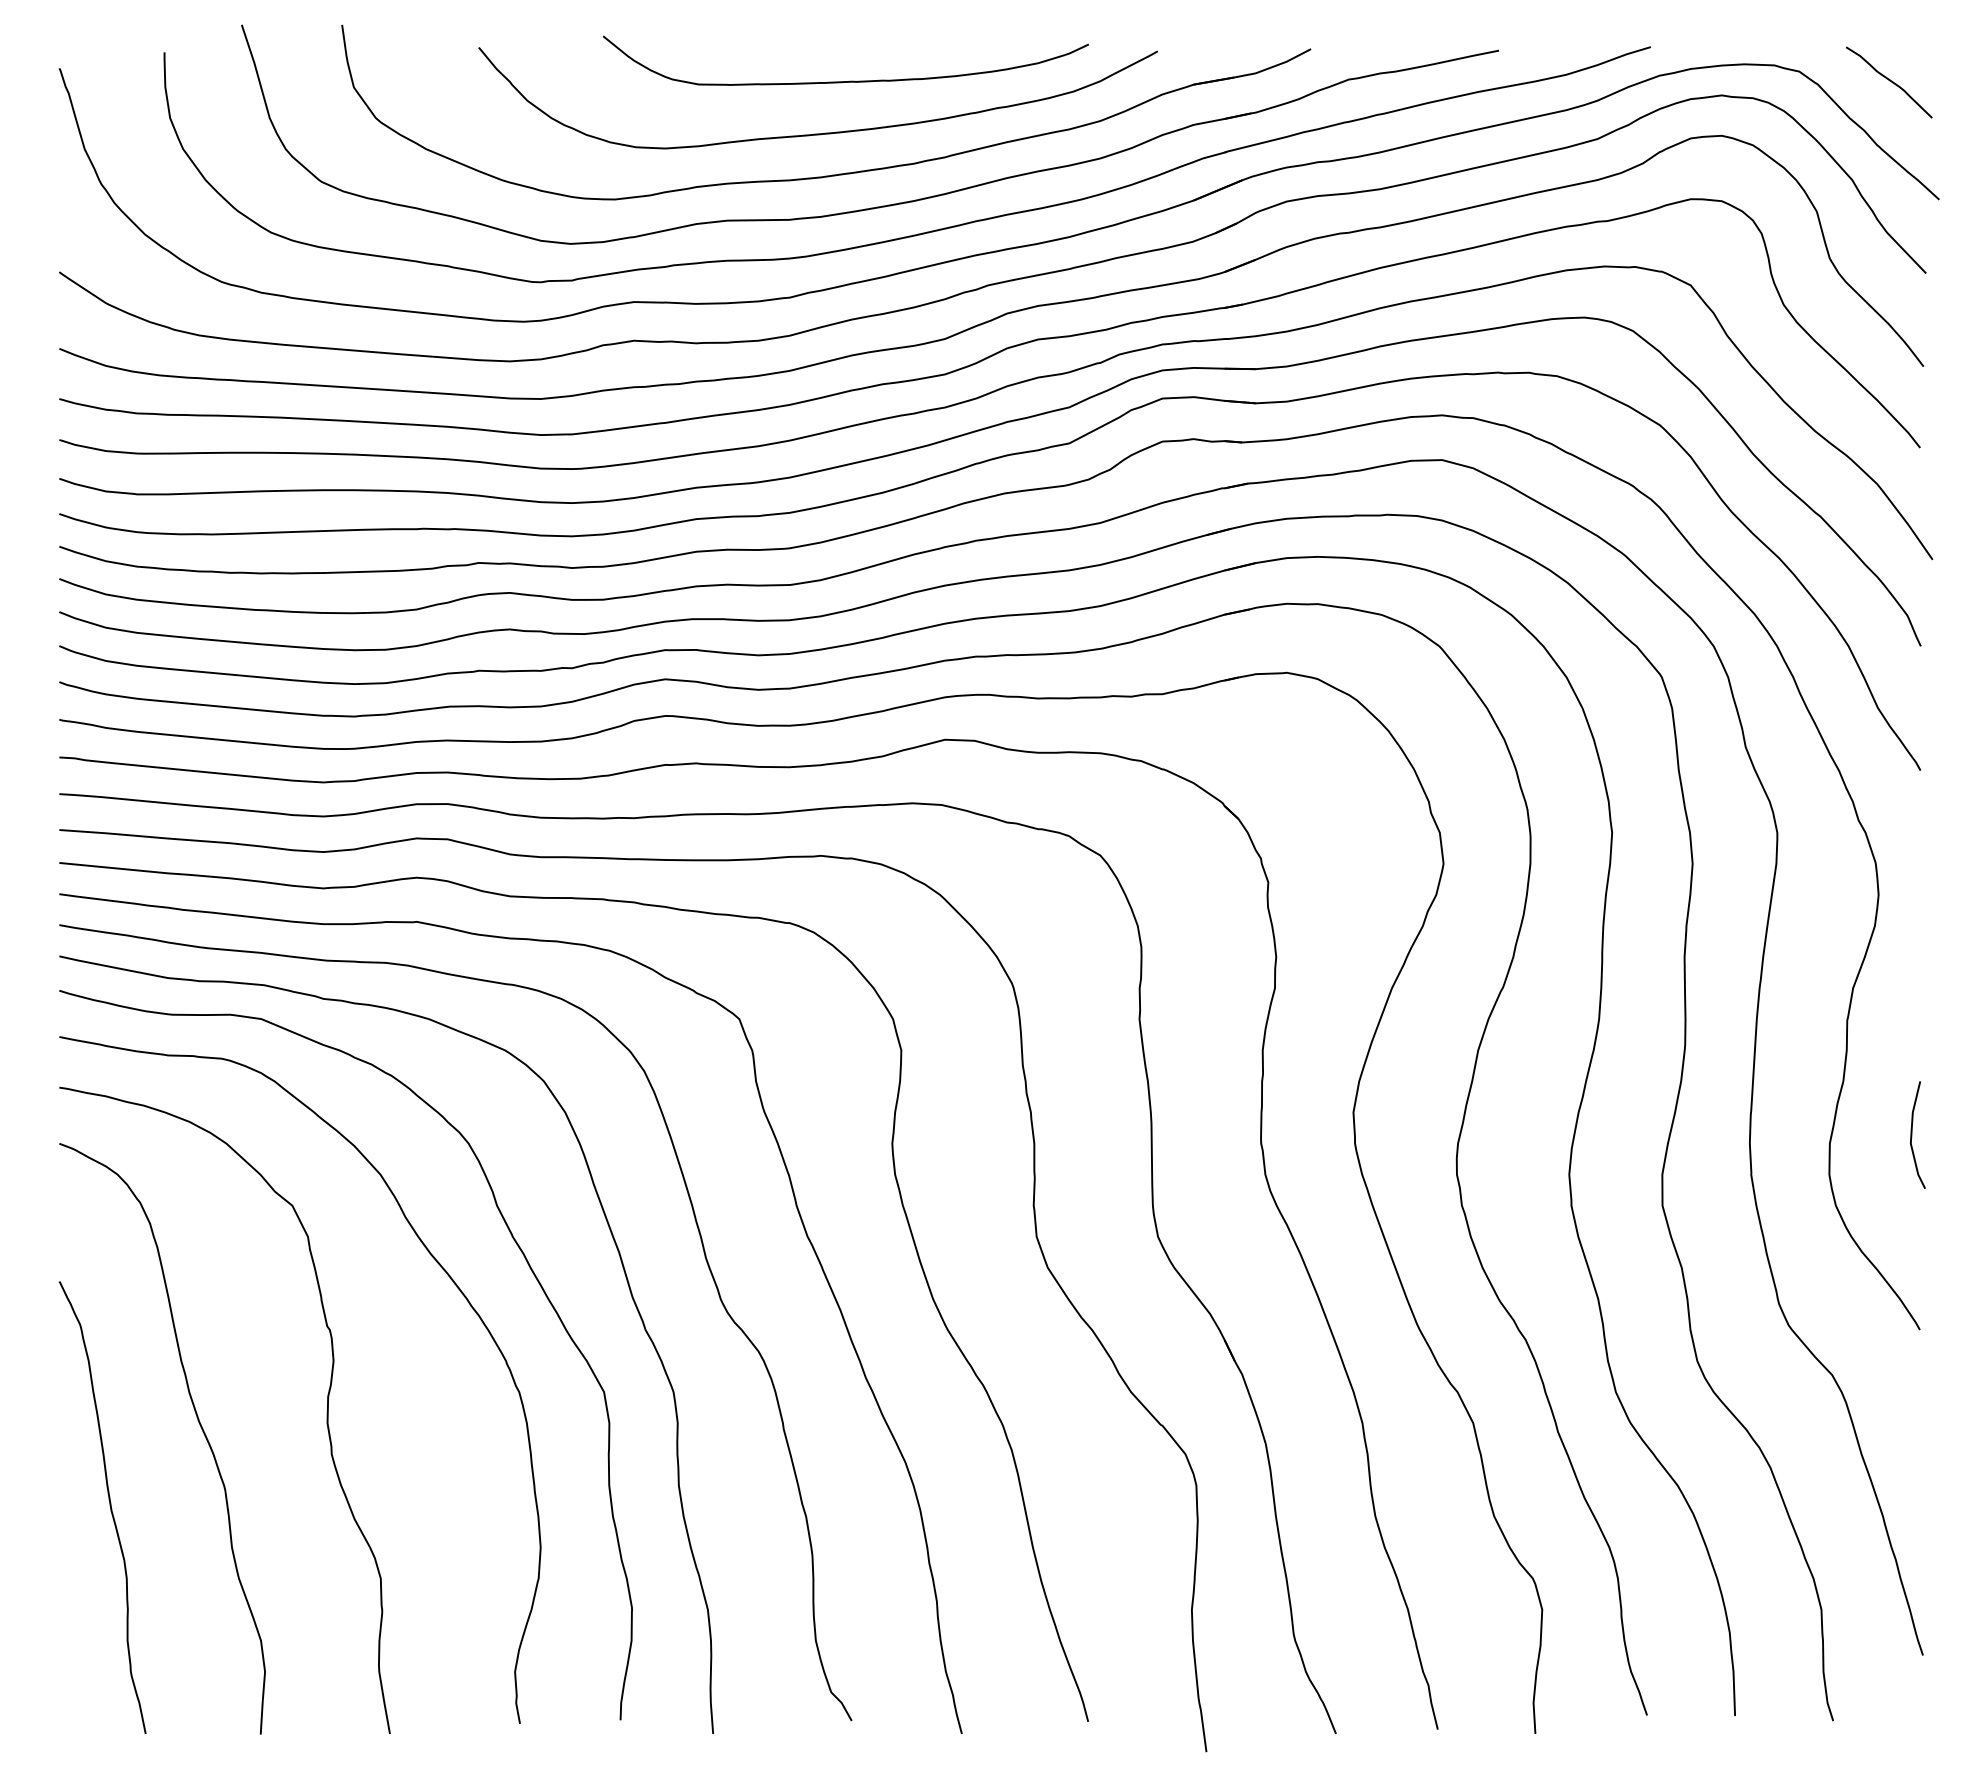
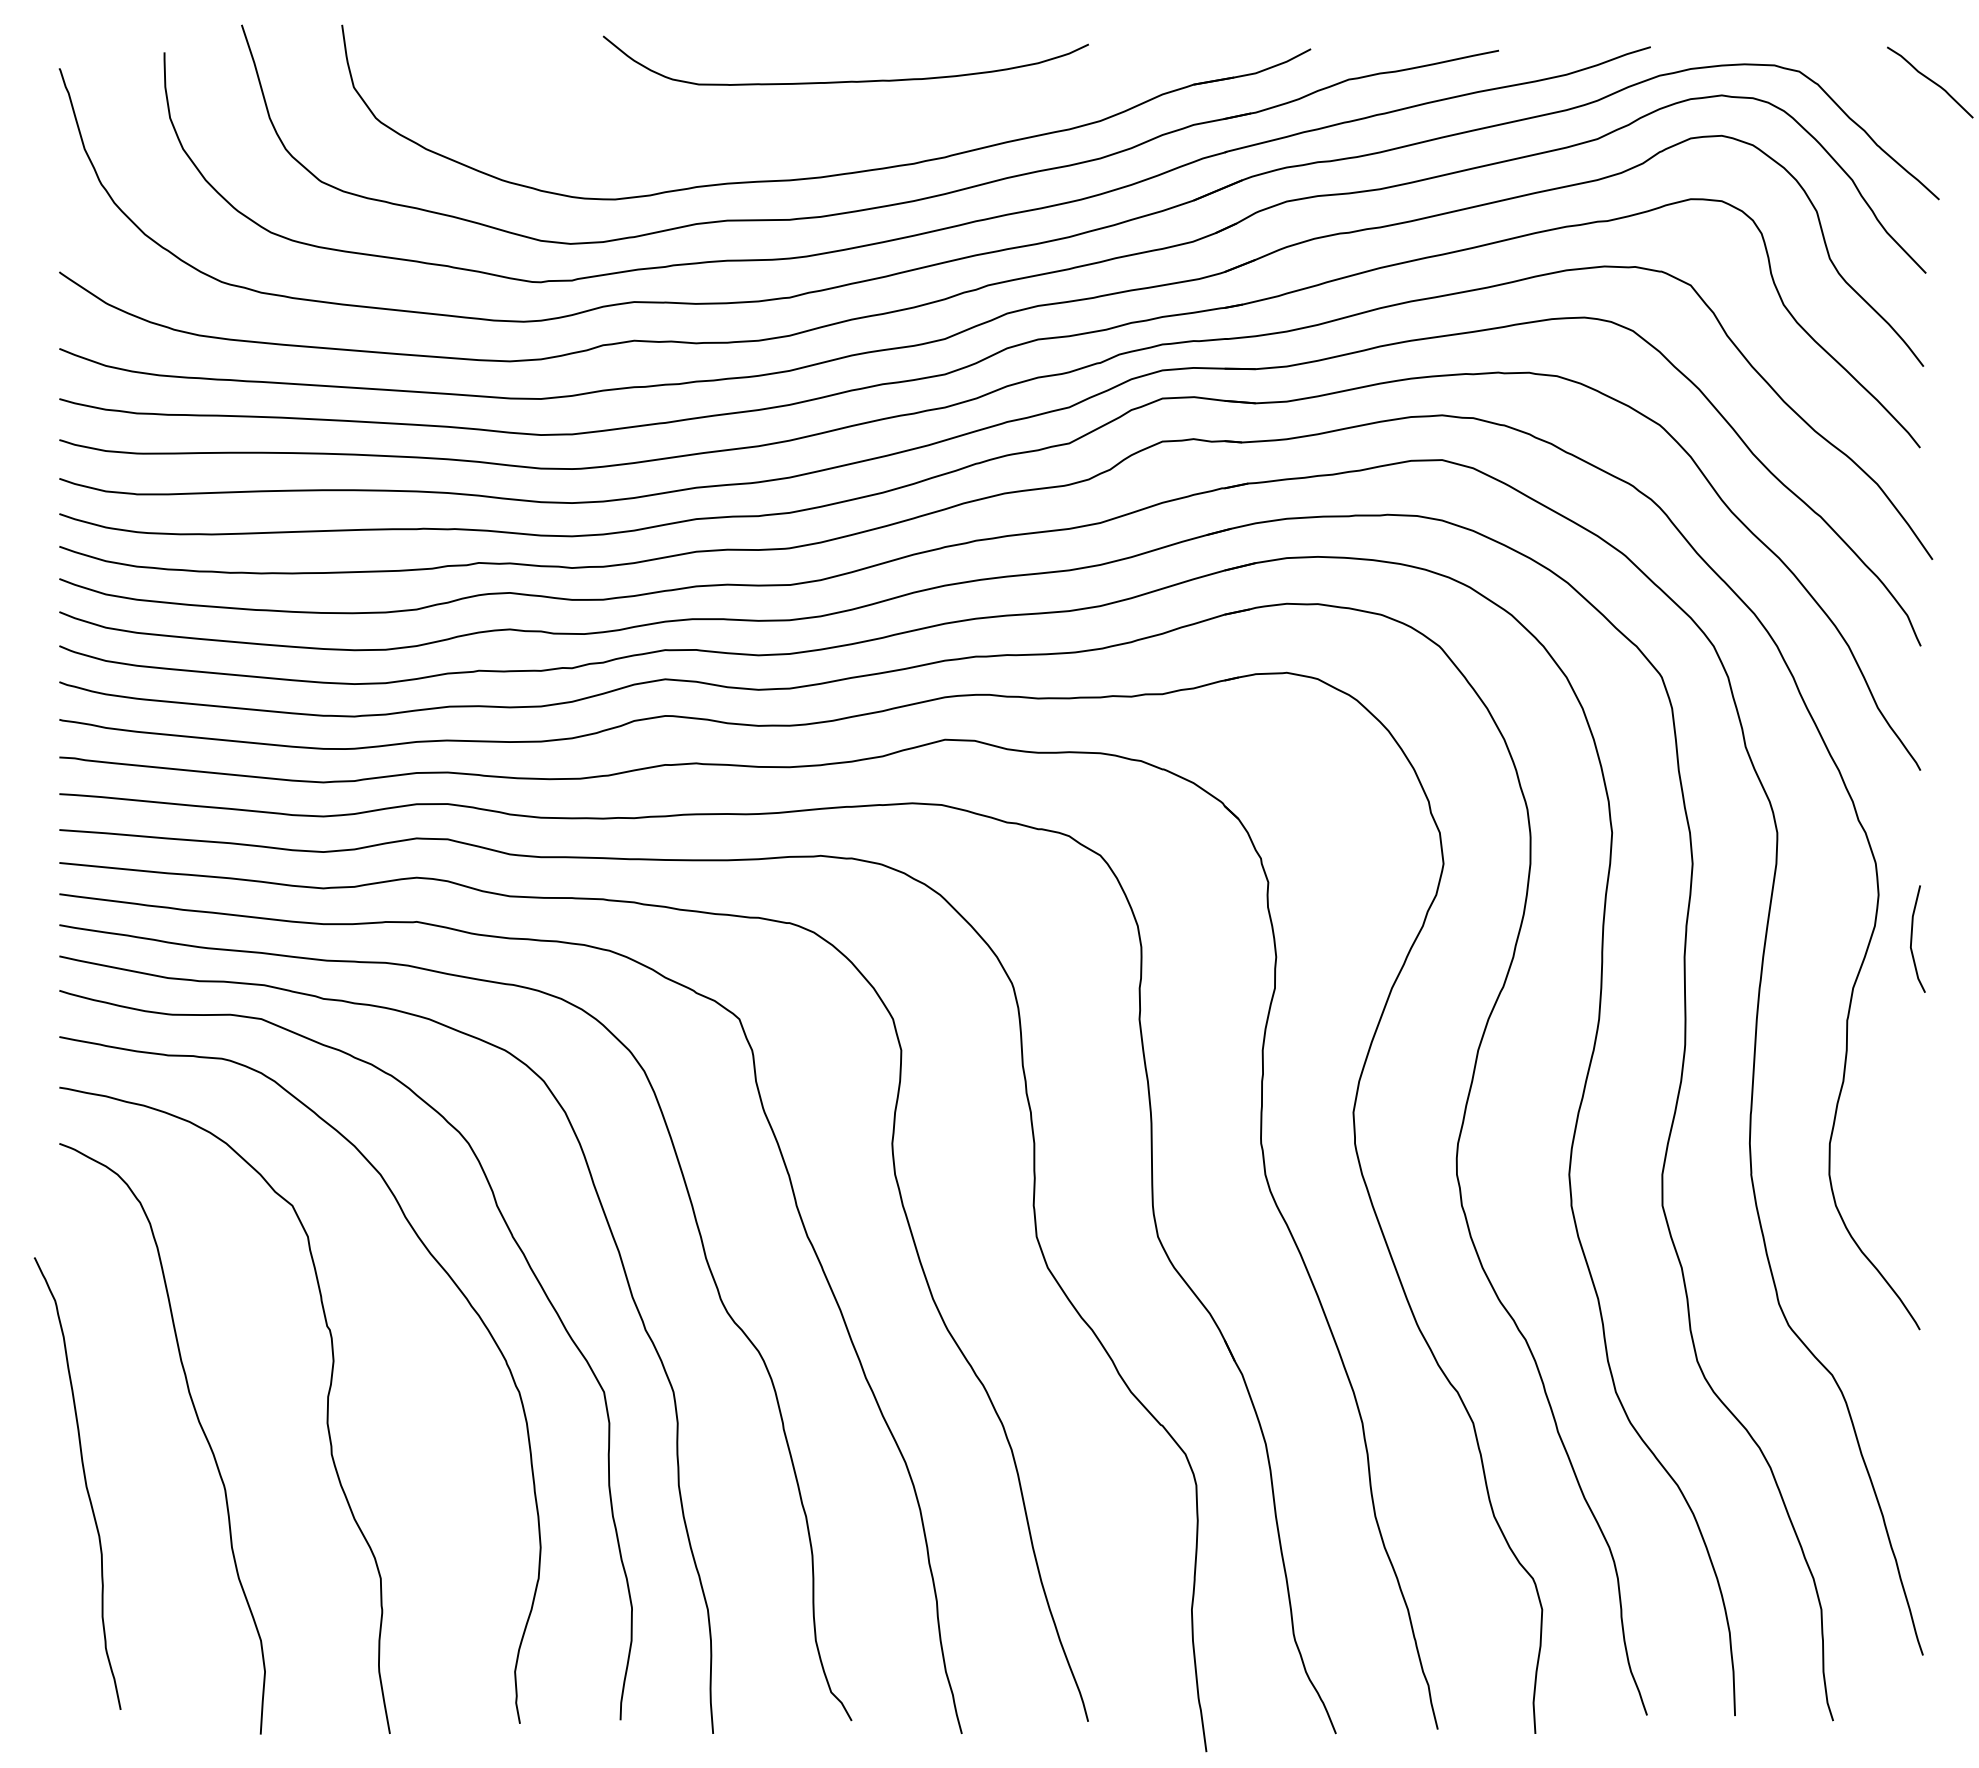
curve position: (1889, 81) -> (1930, 81) (1930, 81)
curve: present -> none (824, 132)
line position: (1912, 1134) -> (1912, 938) (1912, 938)
curve position: (109, 1505) -> (84, 1481) (84, 1481)
